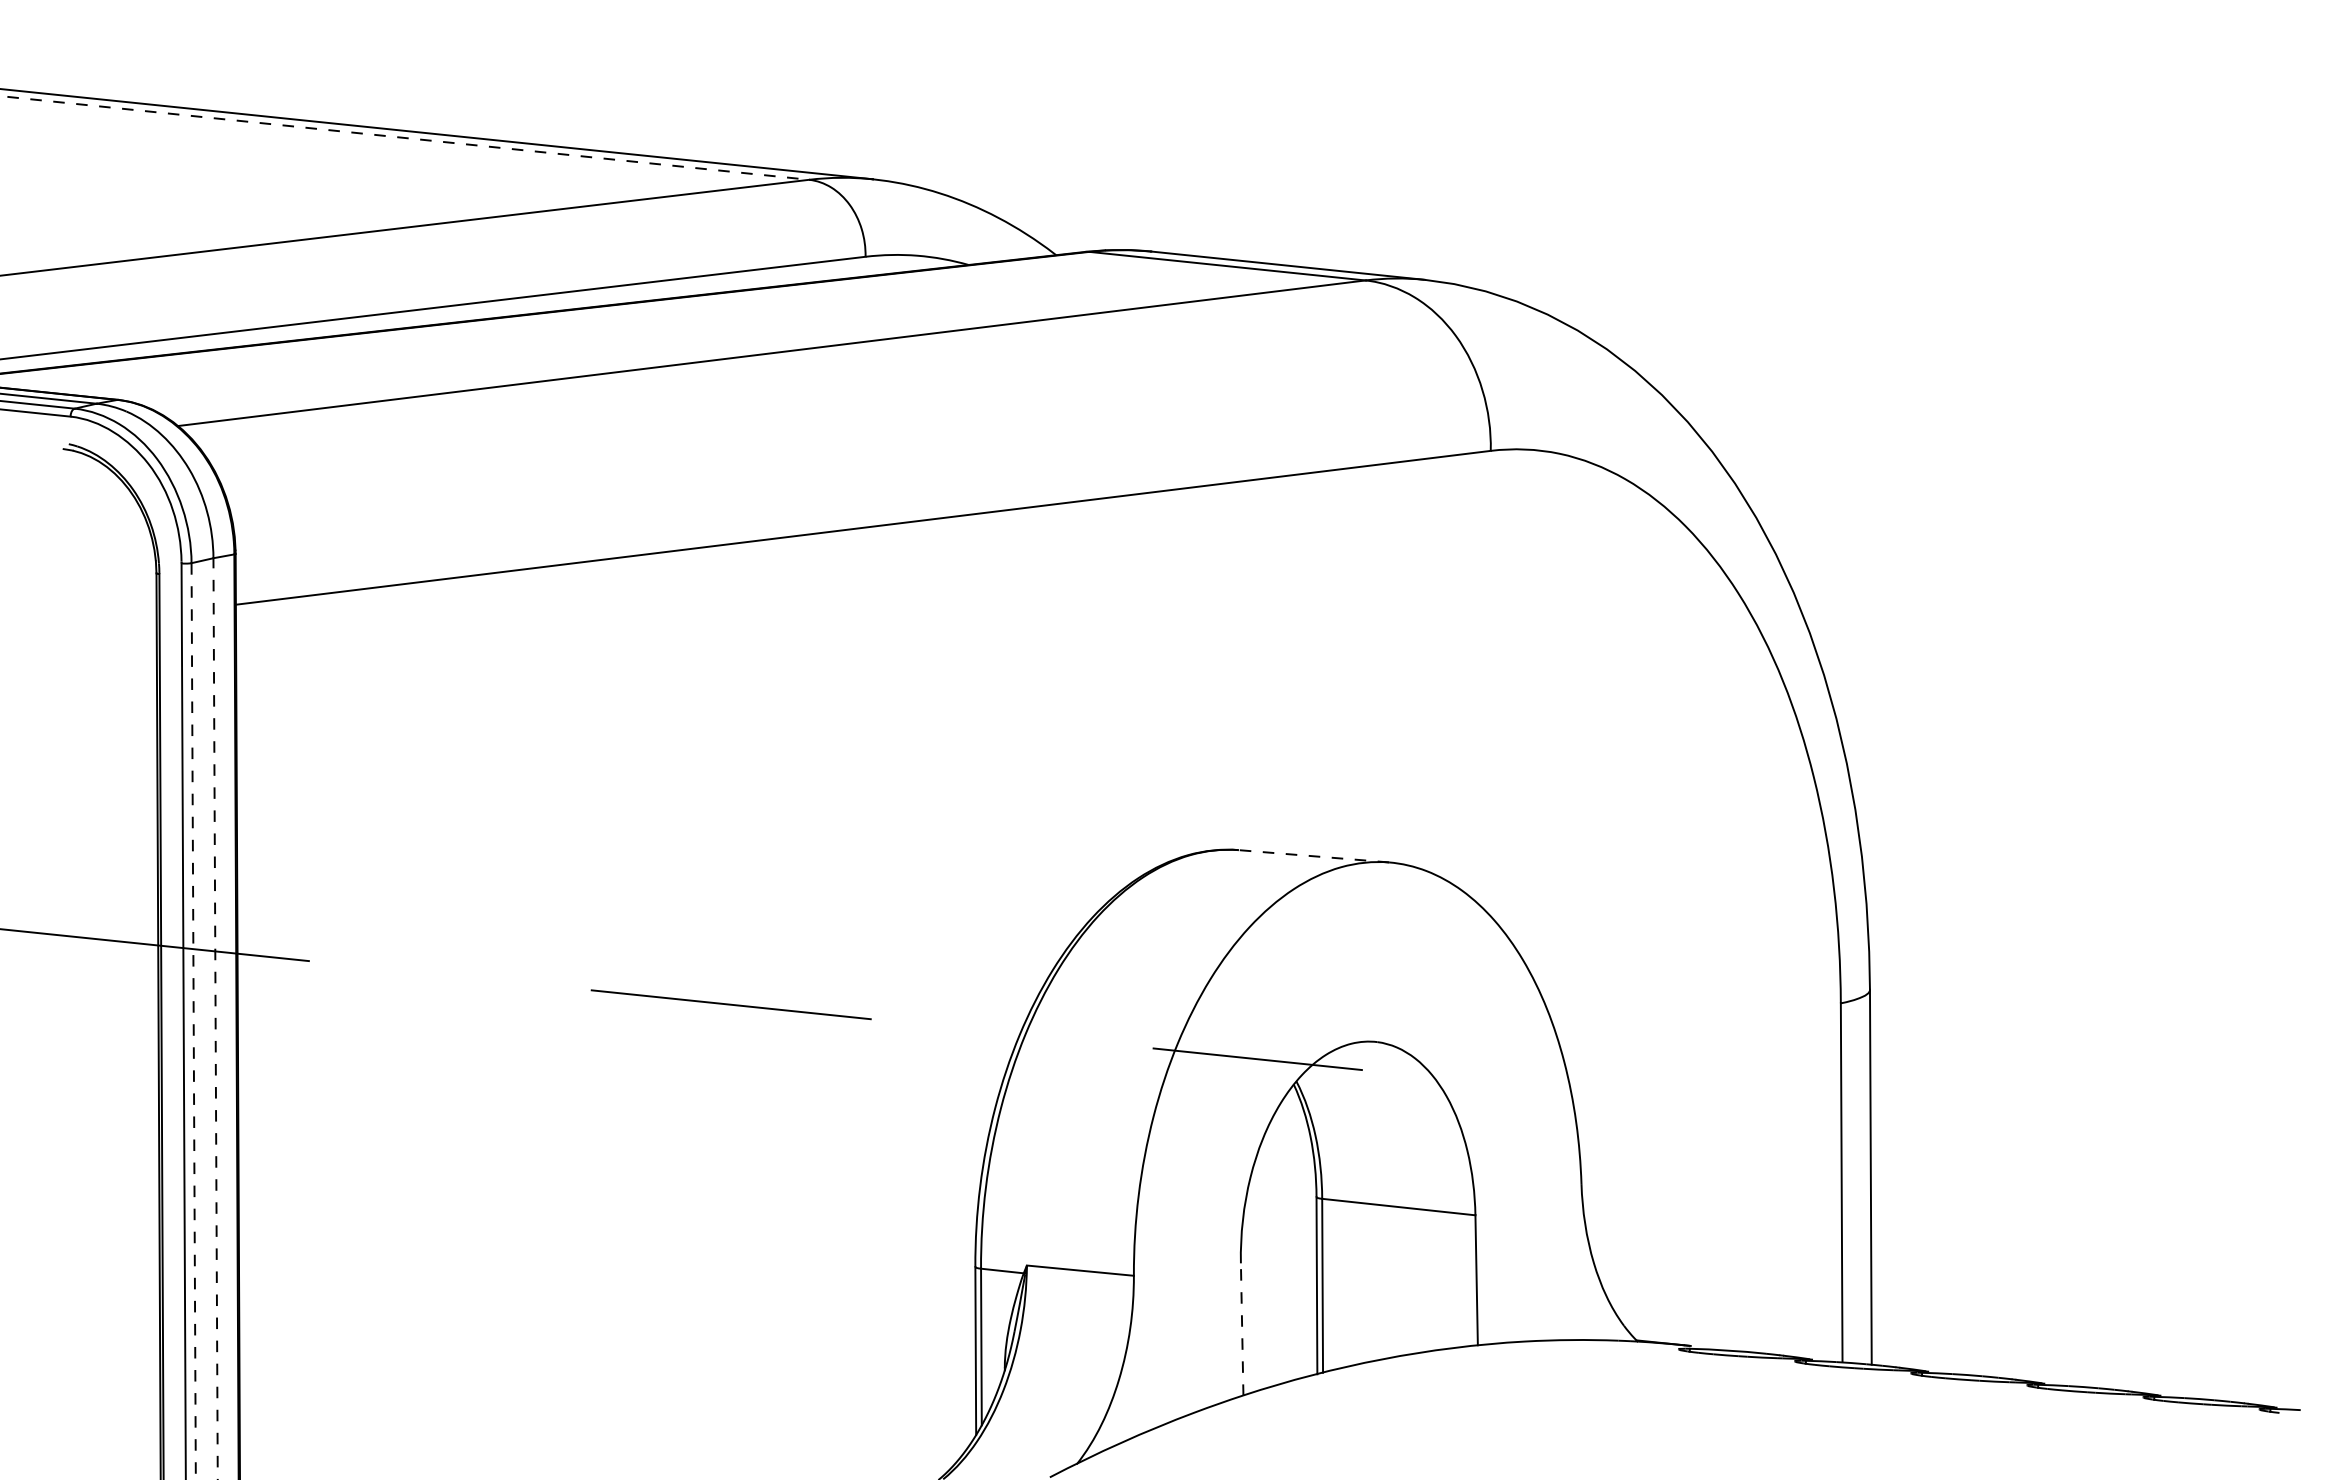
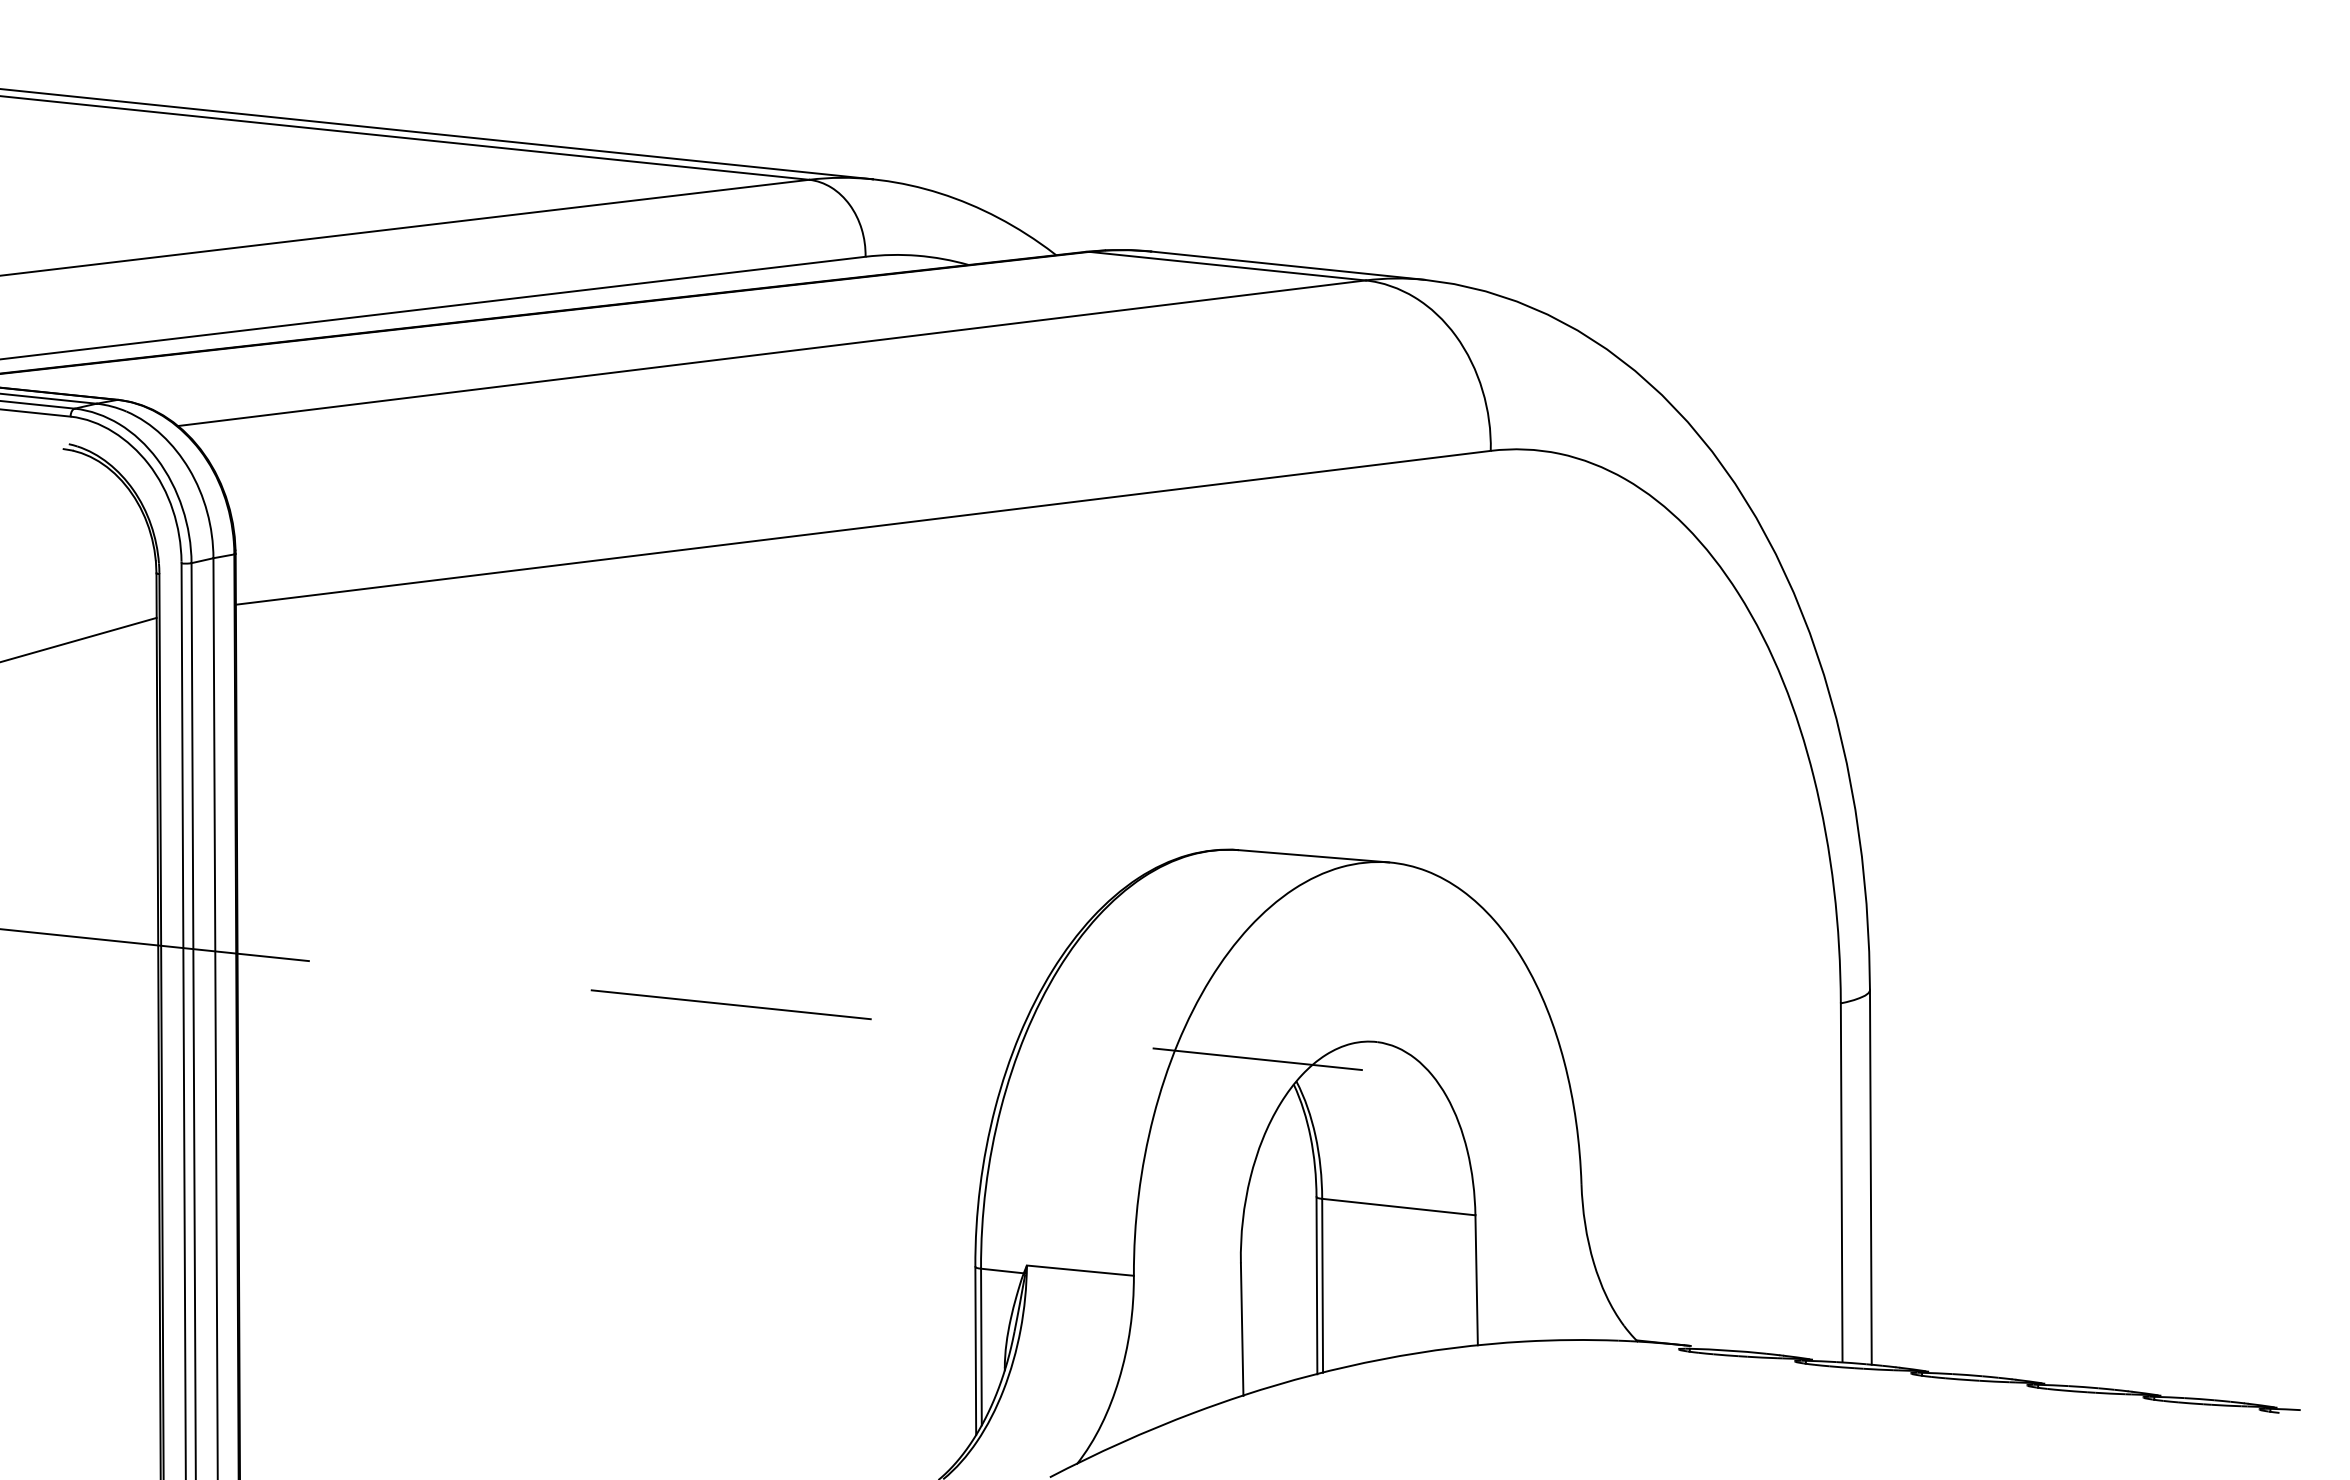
line: dashed -> solid (405, 138)
line: none -> present (79, 639)
line: dashed -> solid (1313, 856)
line: dashed -> solid (215, 1019)
line: dashed -> solid (193, 1021)
line: dashed -> solid (1242, 1329)
